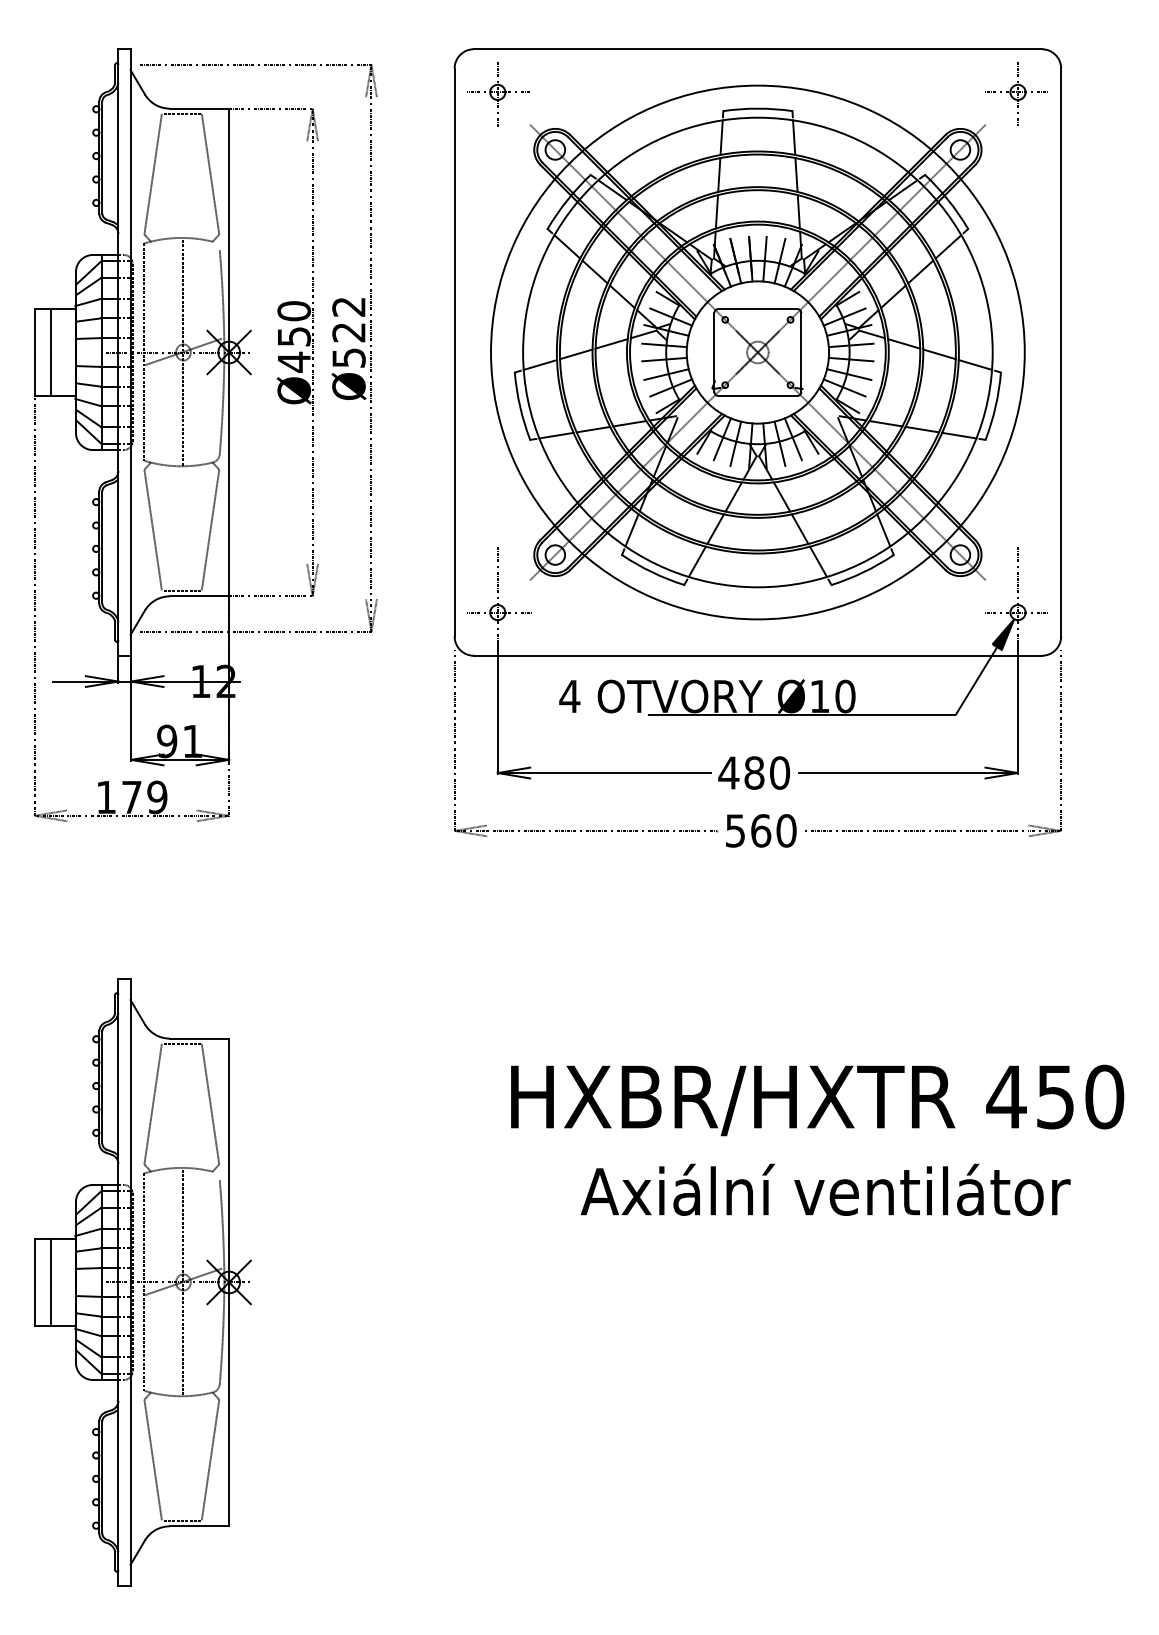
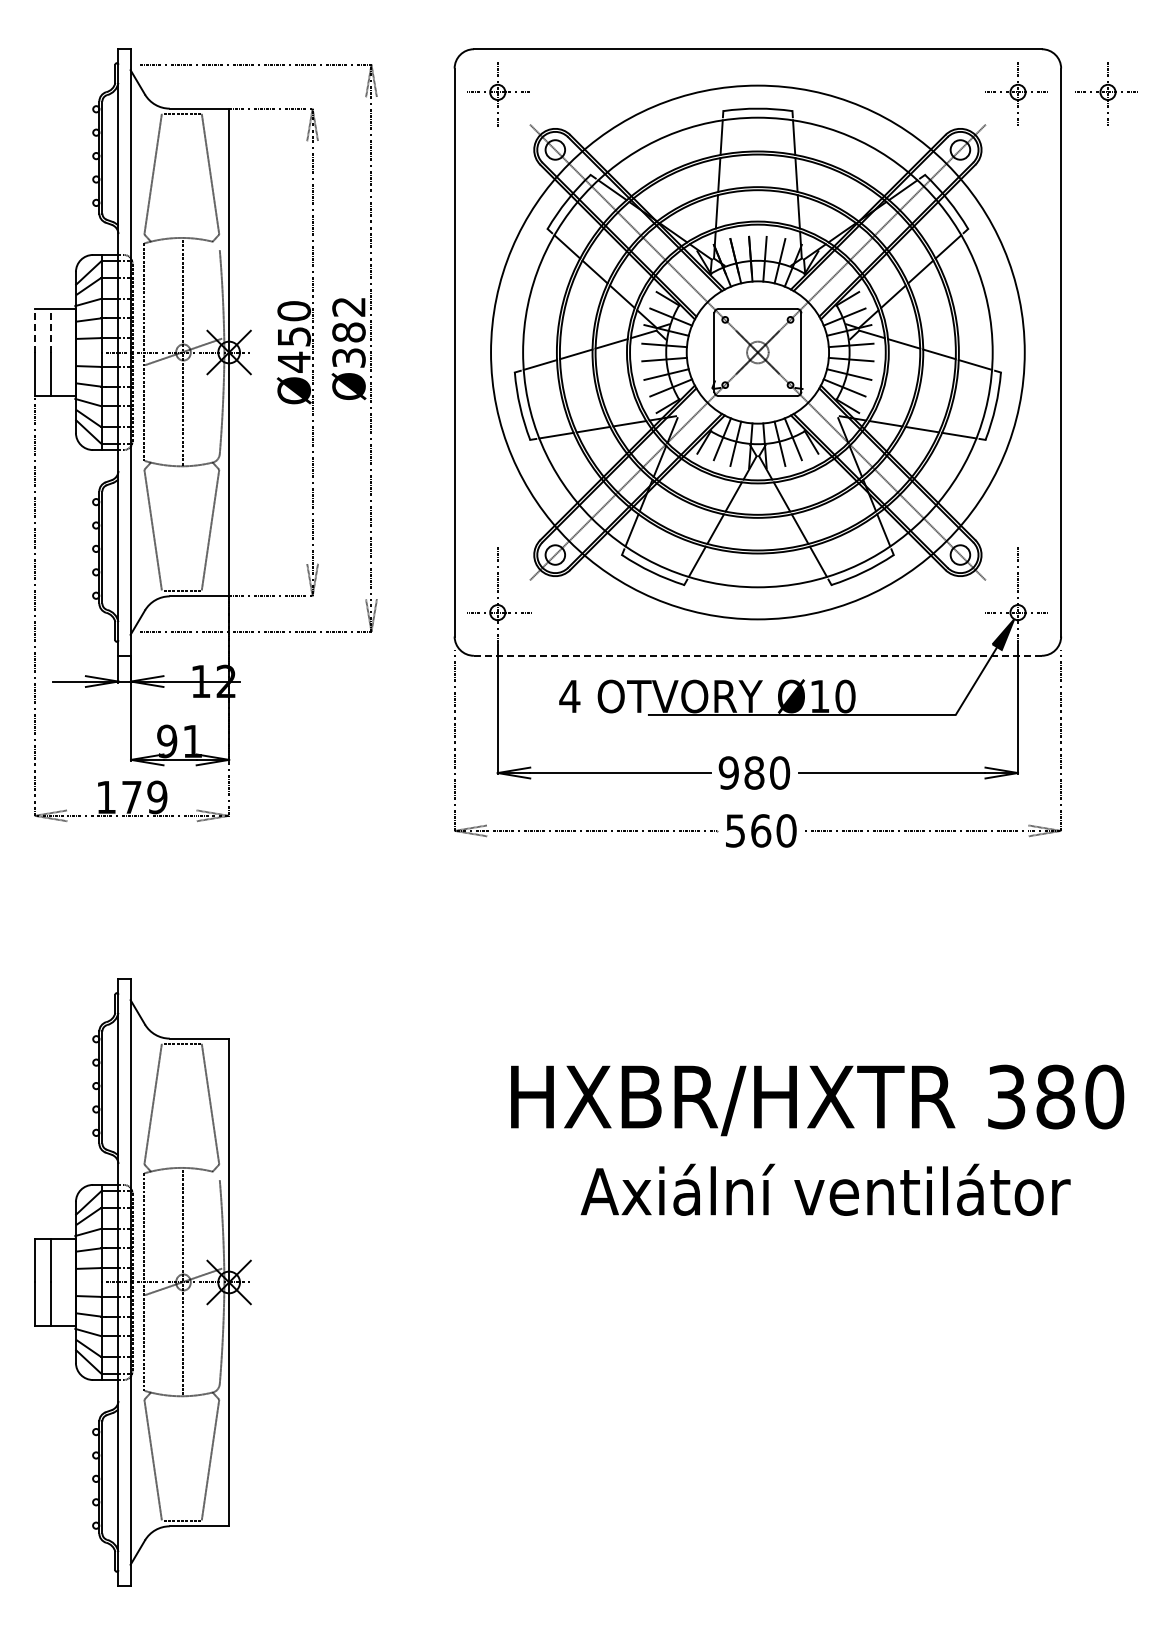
part: none -> present (1106, 93)
line: solid -> dashed (34, 330)
line: solid -> dashed (51, 330)
text: Ø522 -> Ø382 (348, 344)
line: solid -> dashed (757, 655)
text: 480 -> 980 (728, 772)
text: 450 -> 380 (1030, 1096)
